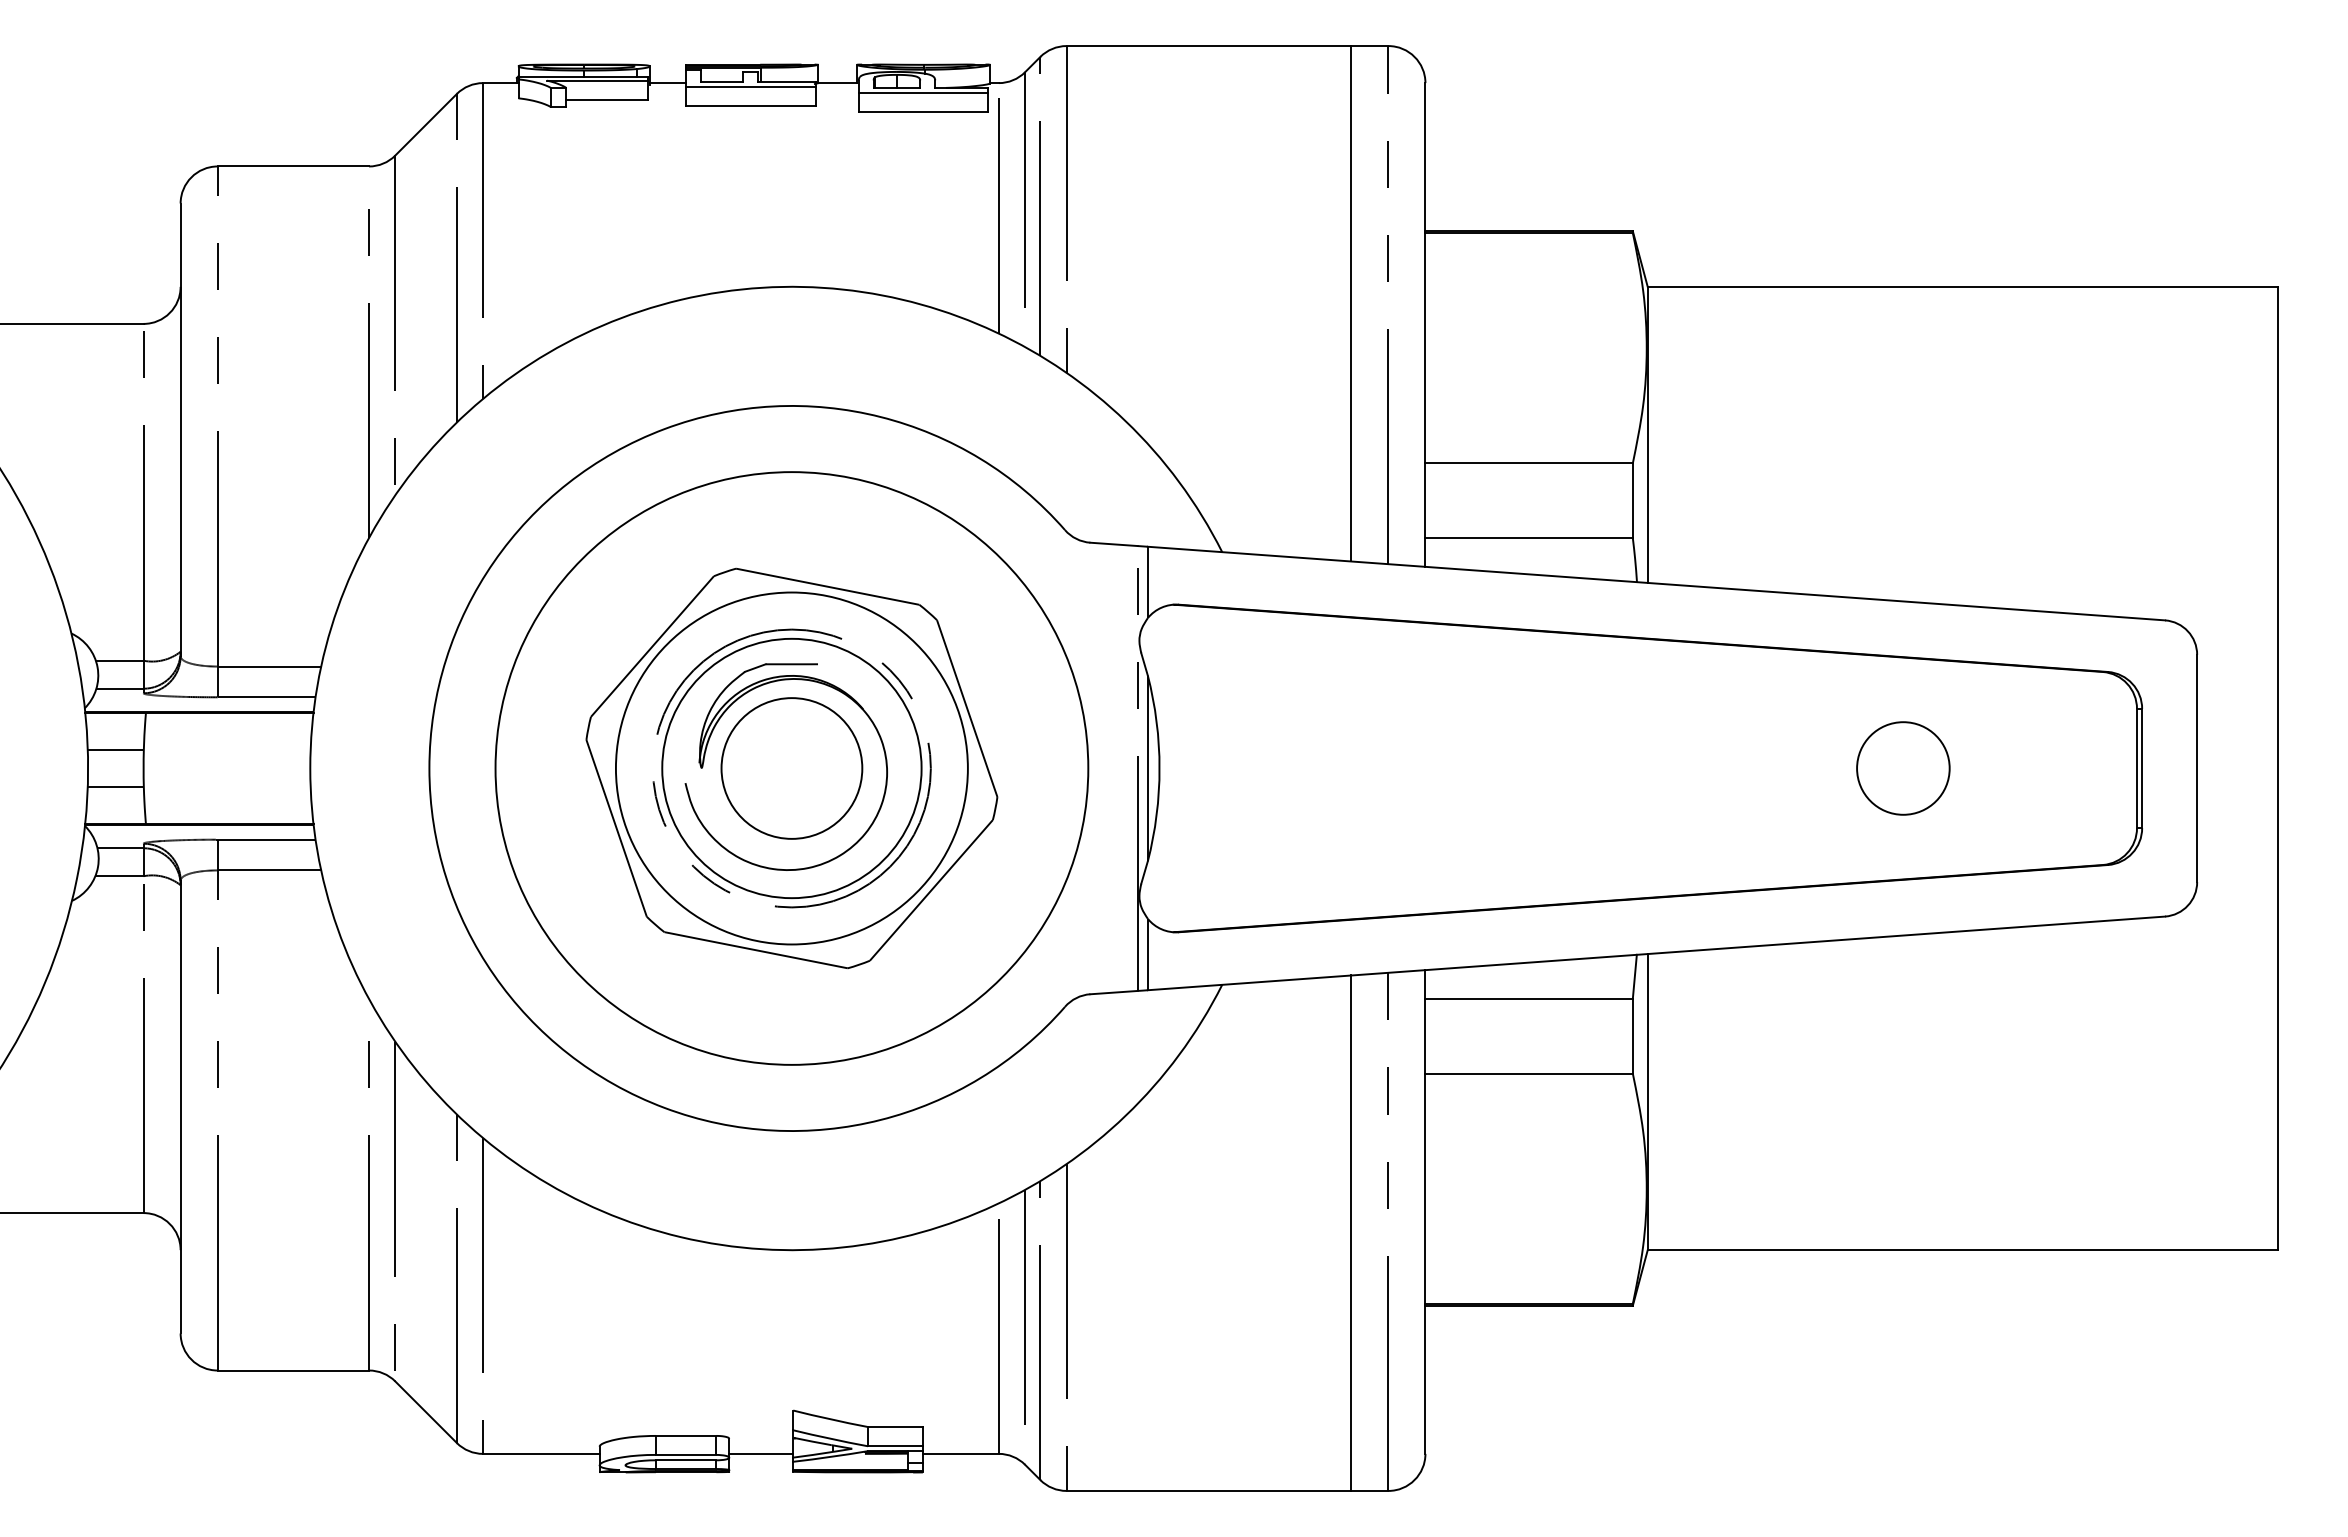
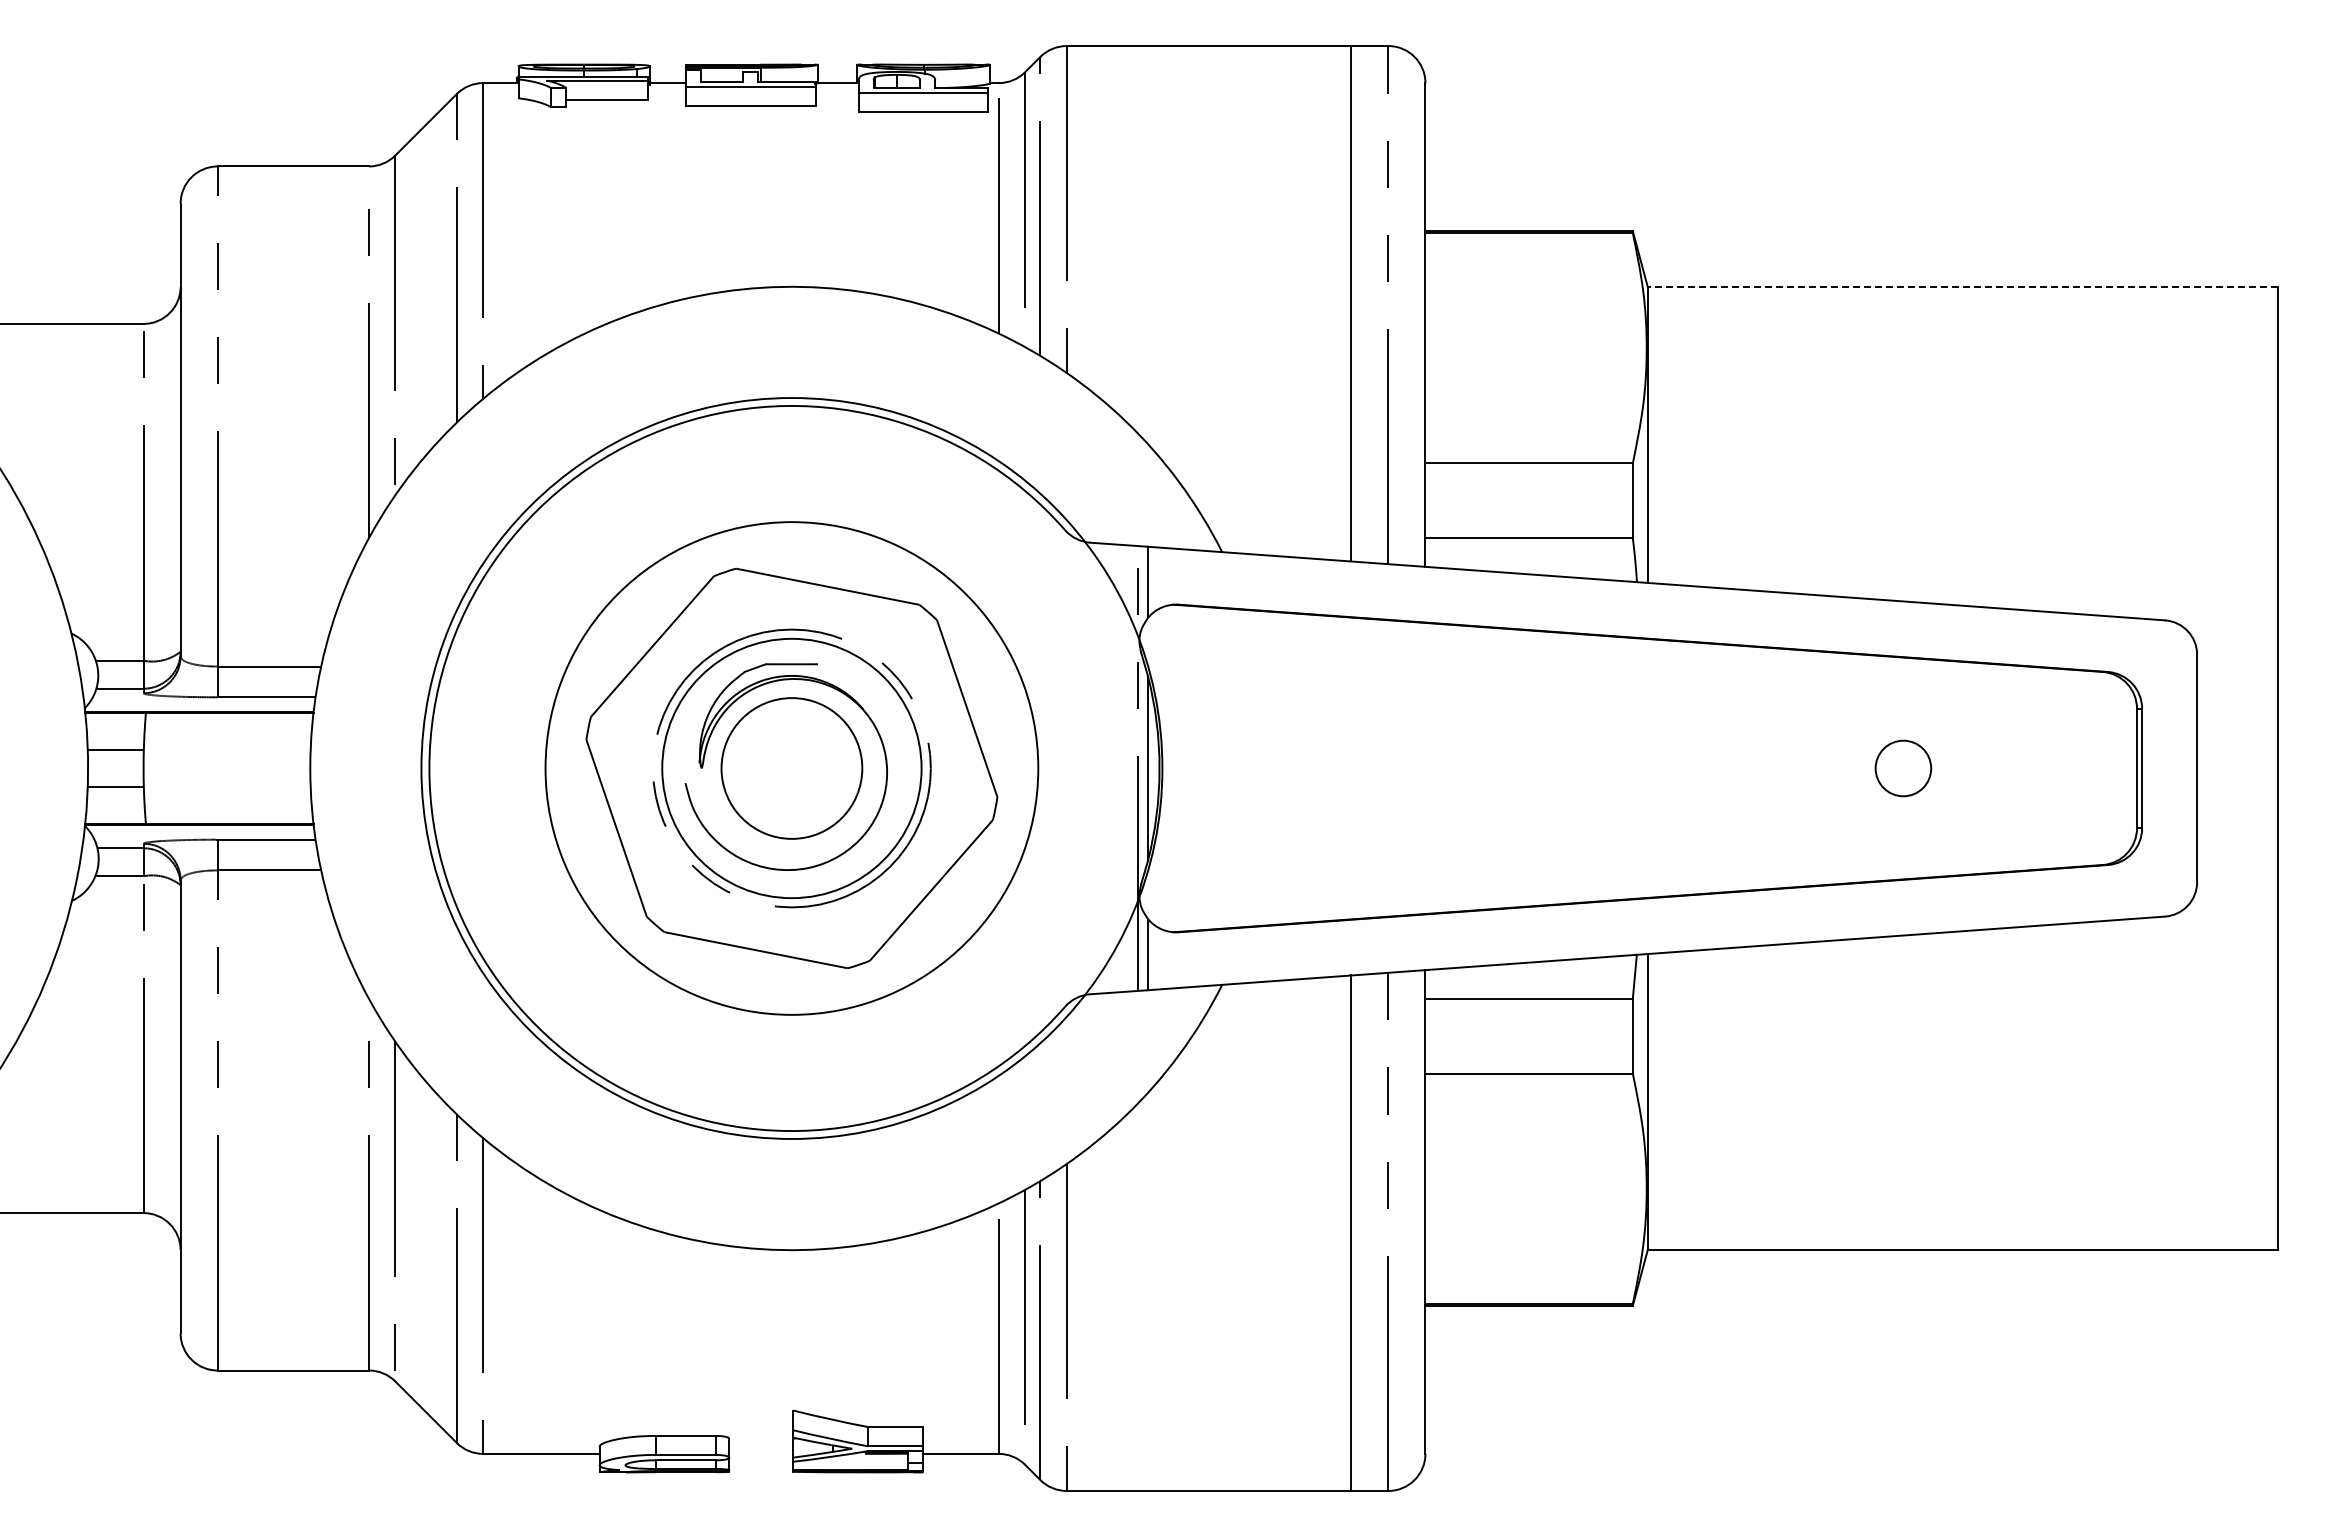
line: solid -> dashed (1962, 286)
circle diameter: 352 px -> 493 px (791, 768)
circle diameter: 593 px -> 741 px (791, 768)
circle size: 95x95 px -> 59x59 px (1903, 768)
line: present -> none (761, 1453)
